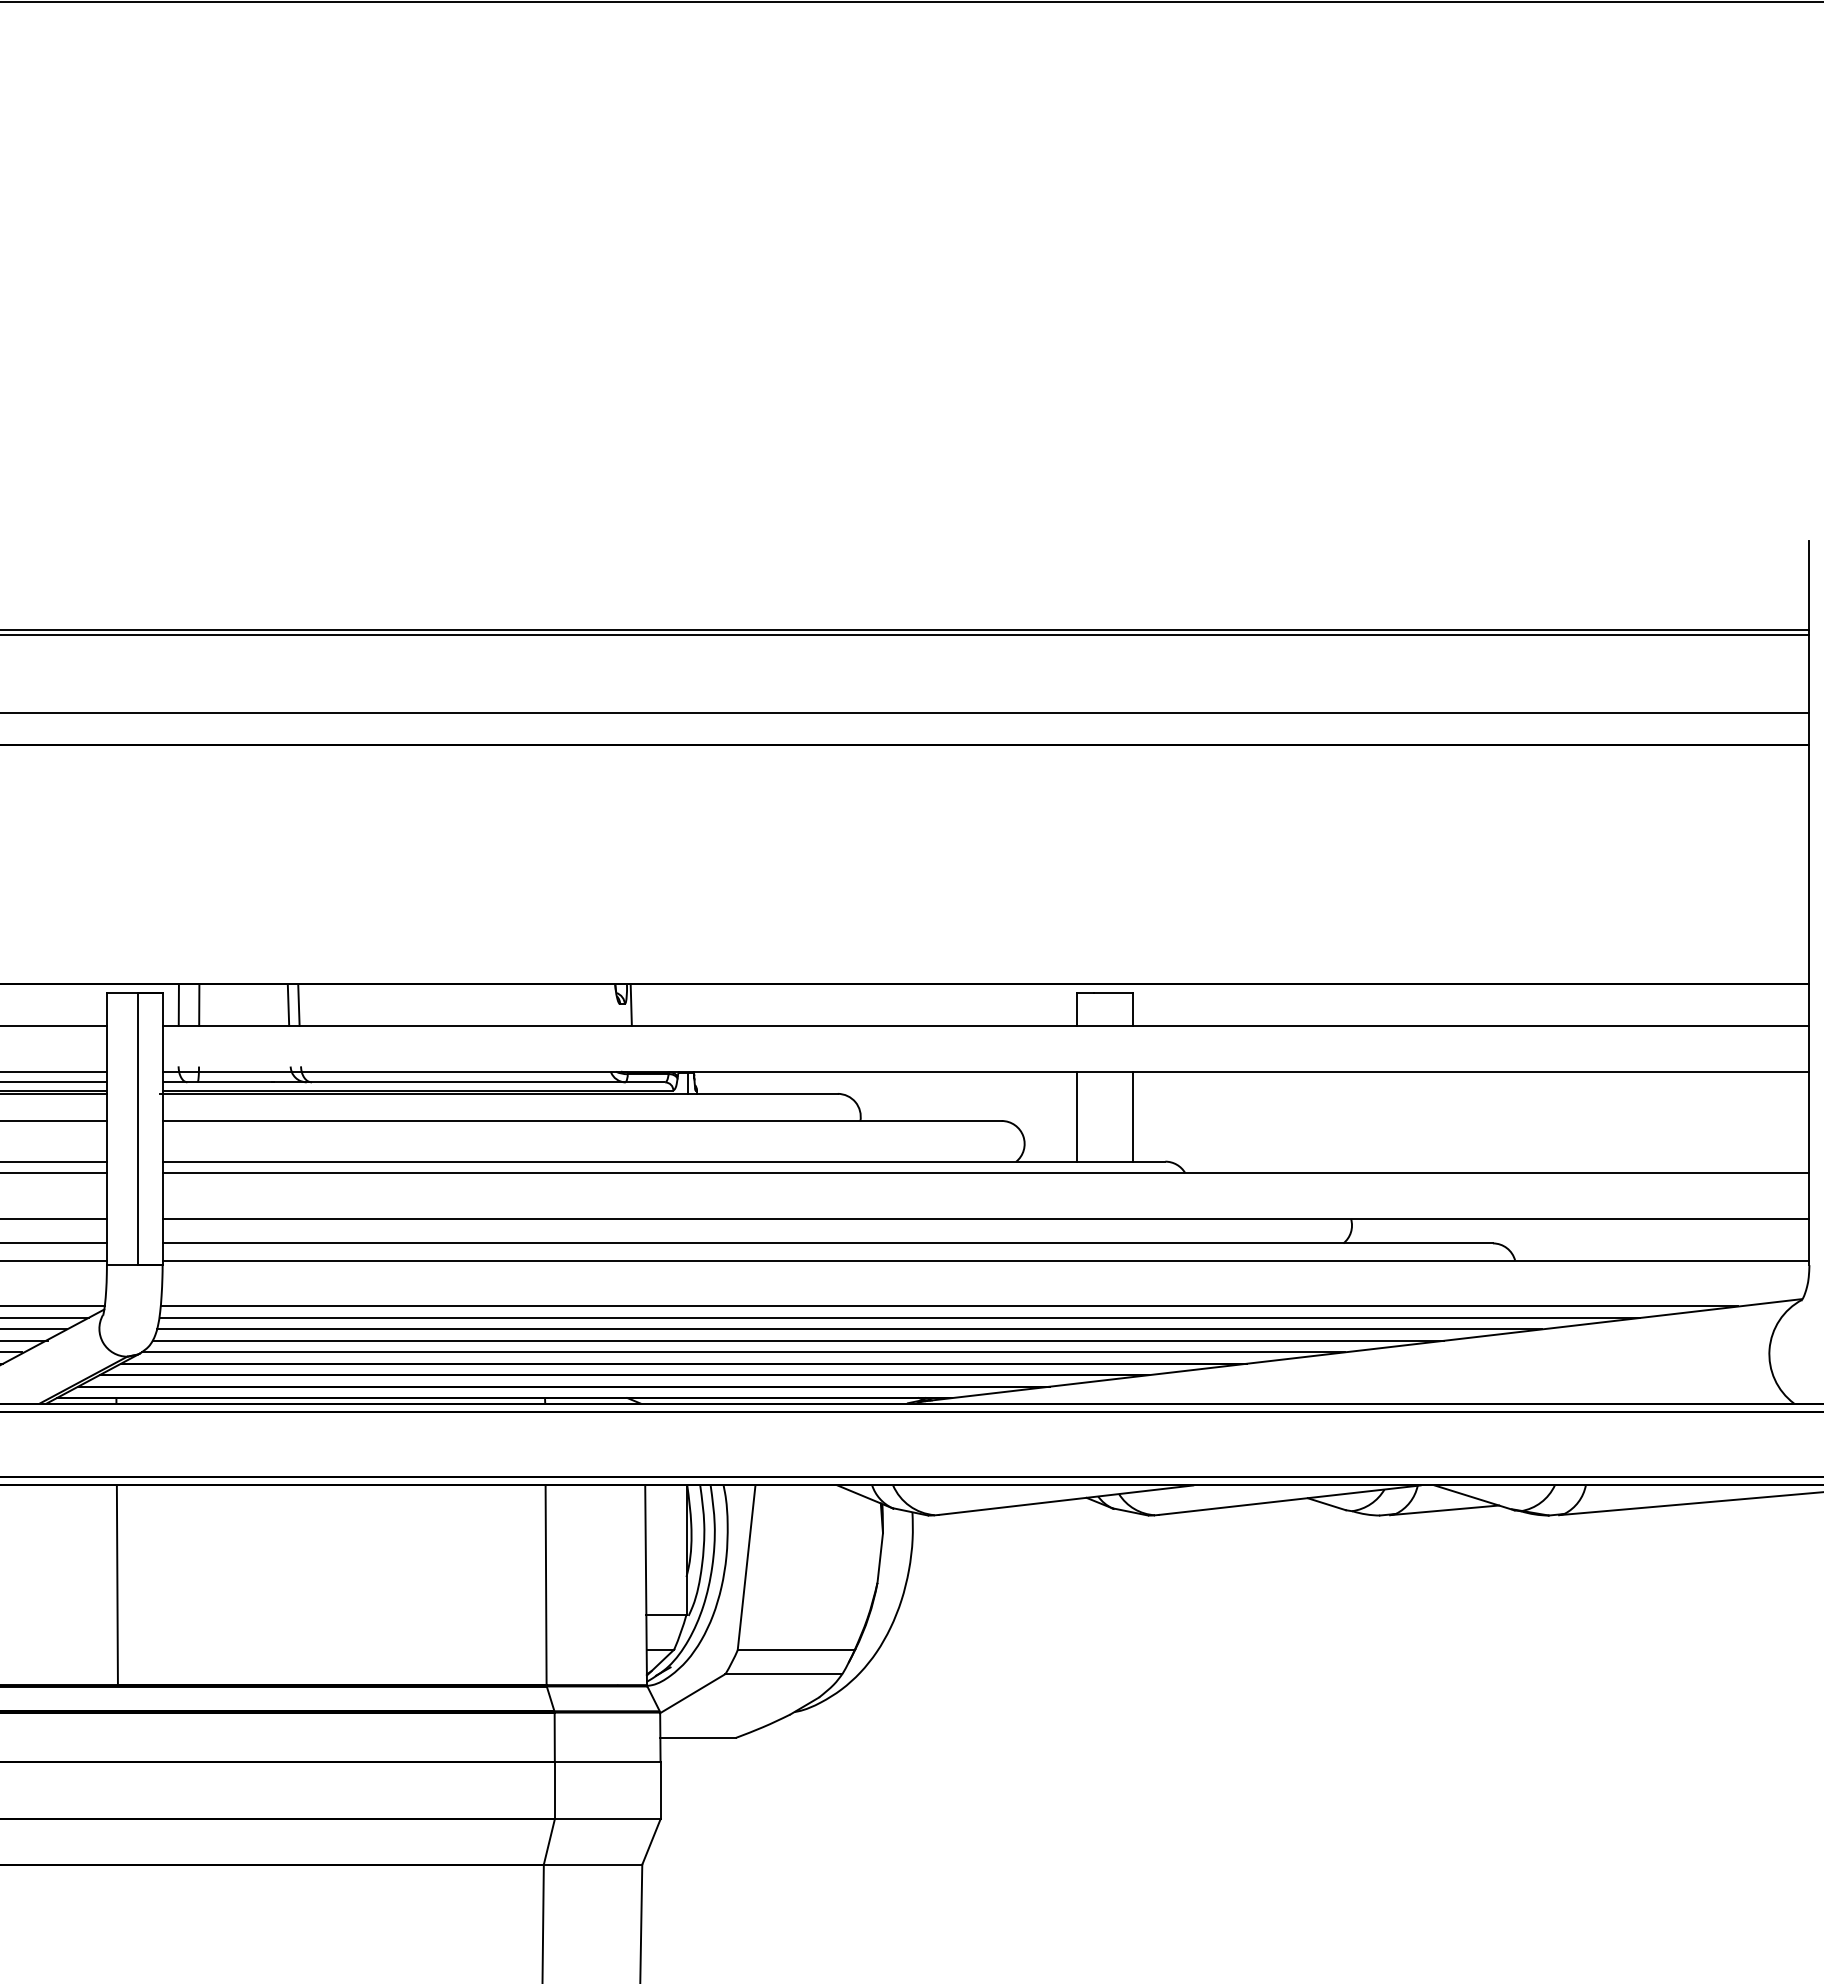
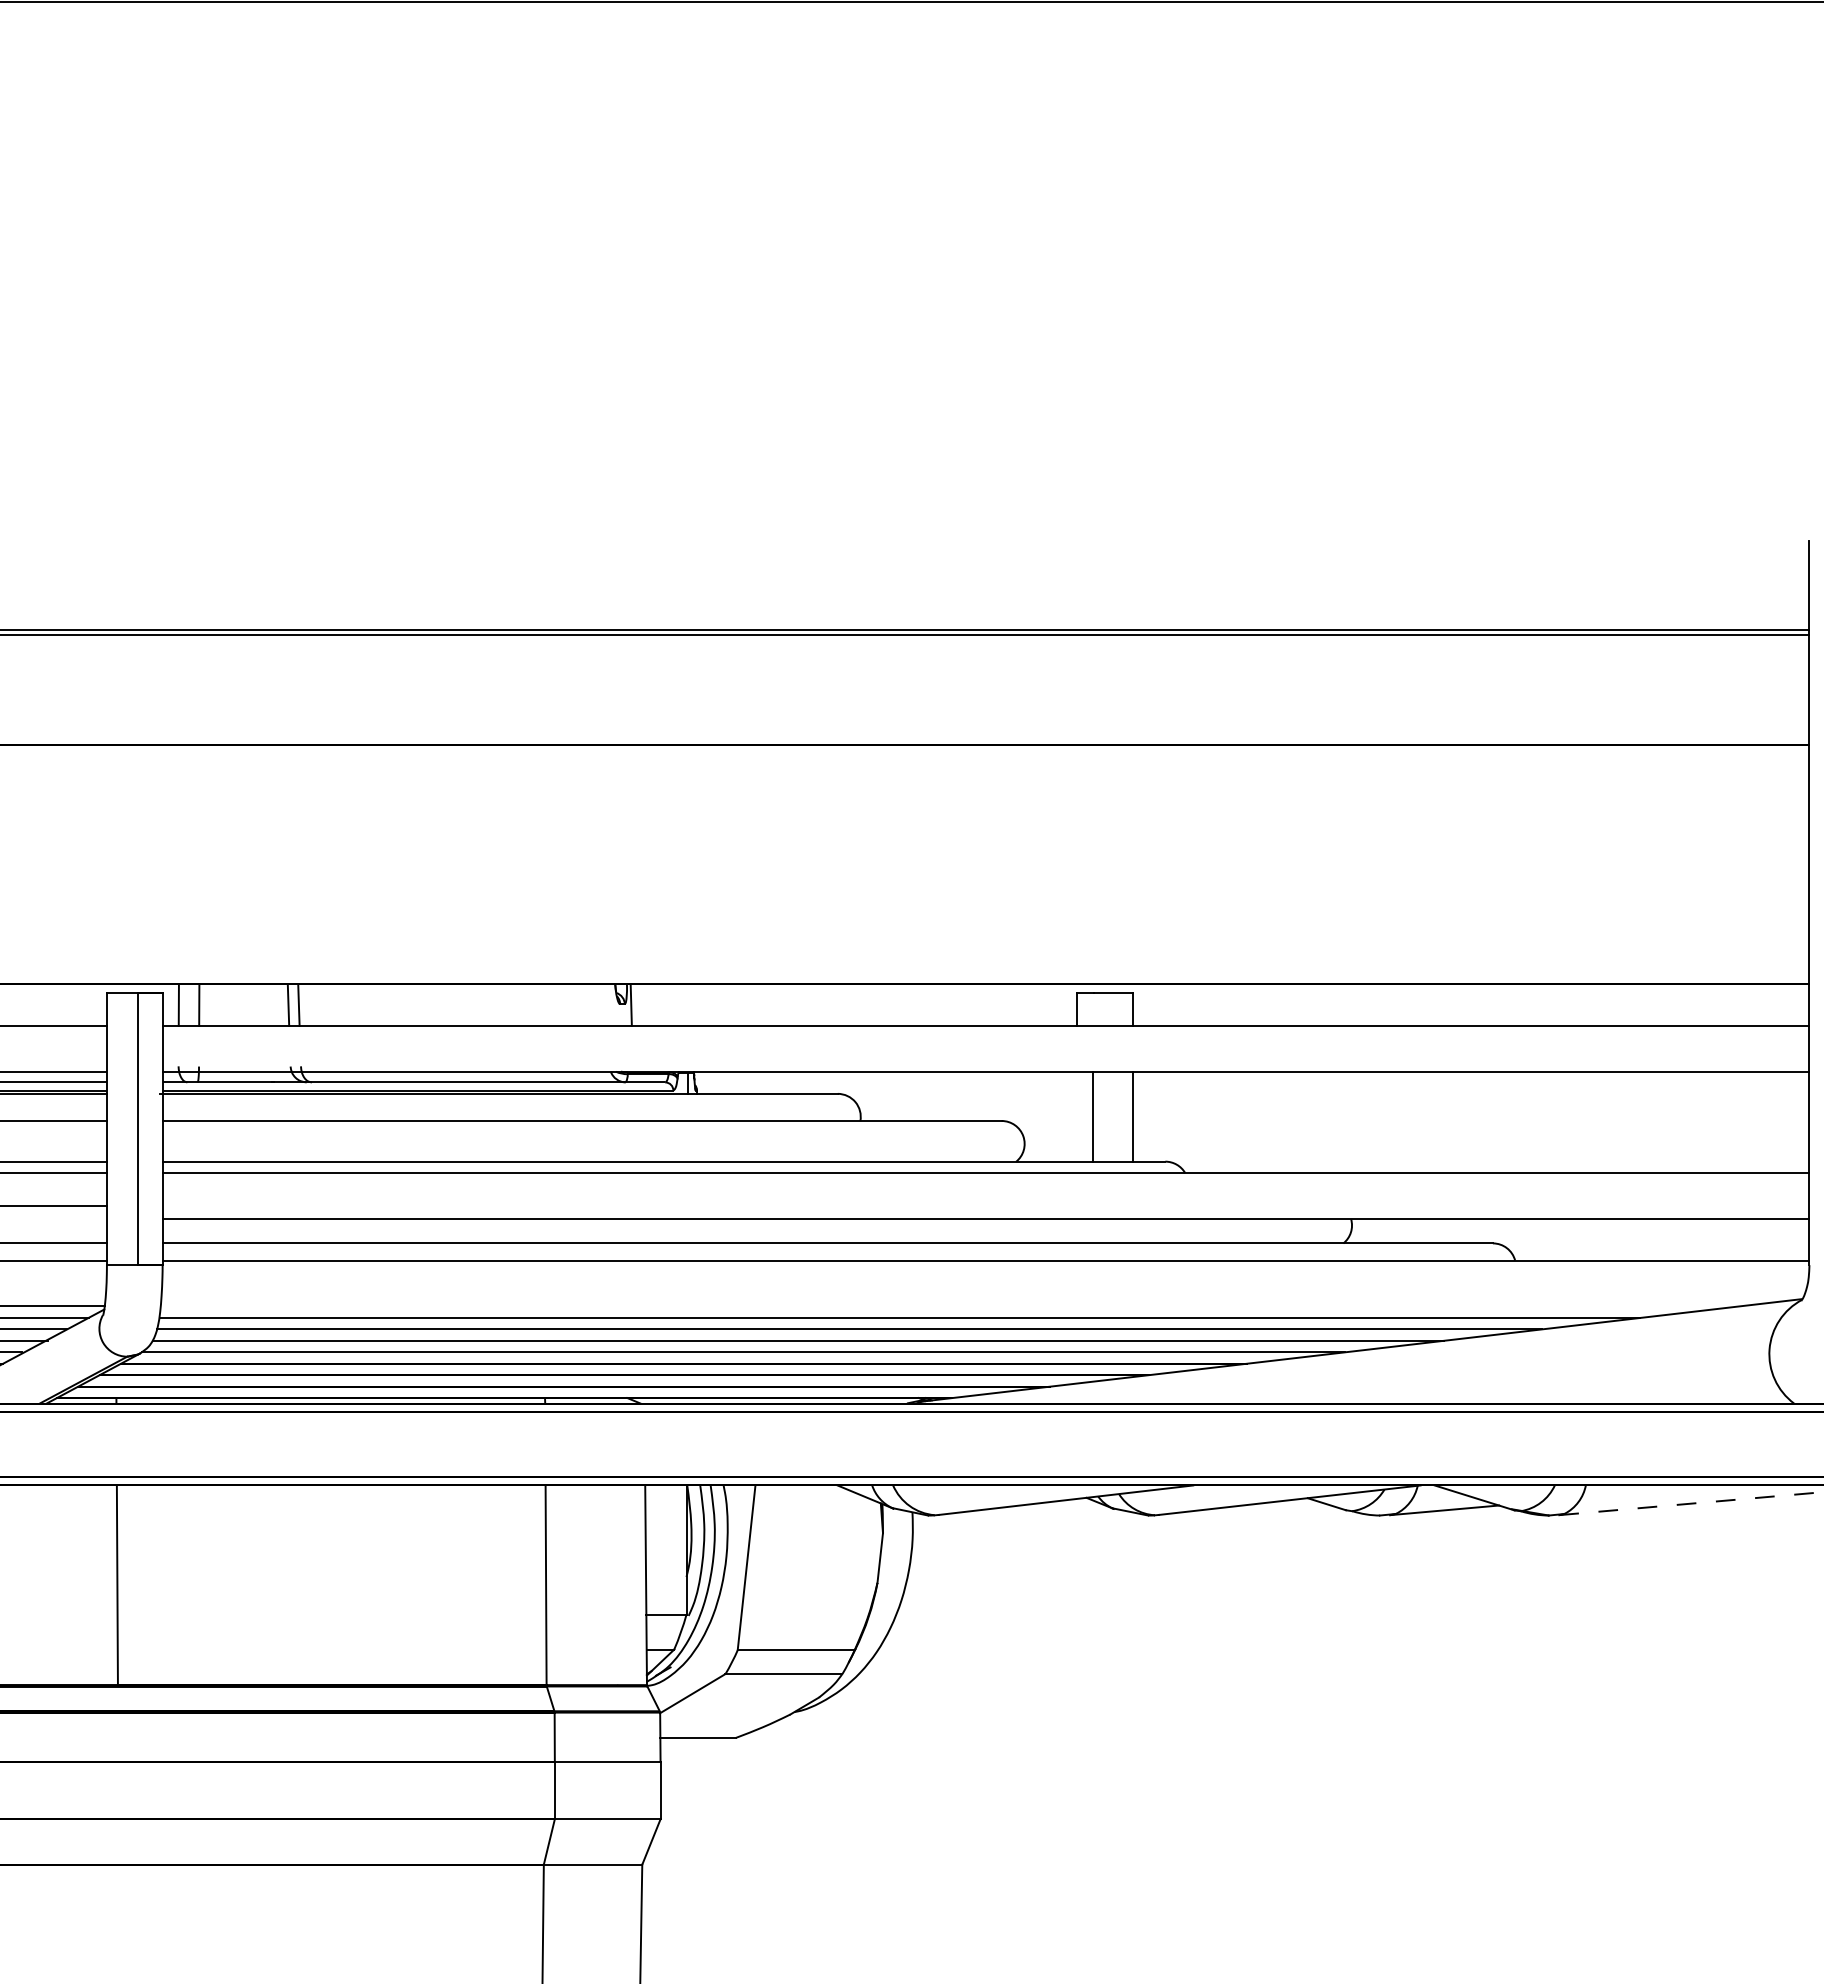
line: present -> none (905, 712)
line position: (1076, 1116) -> (1092, 1116) (1092, 1116)
line position: (54, 1219) -> (54, 1206) (54, 1206)
line: present -> none (949, 1306)
line: solid -> dashed (1691, 1503)
